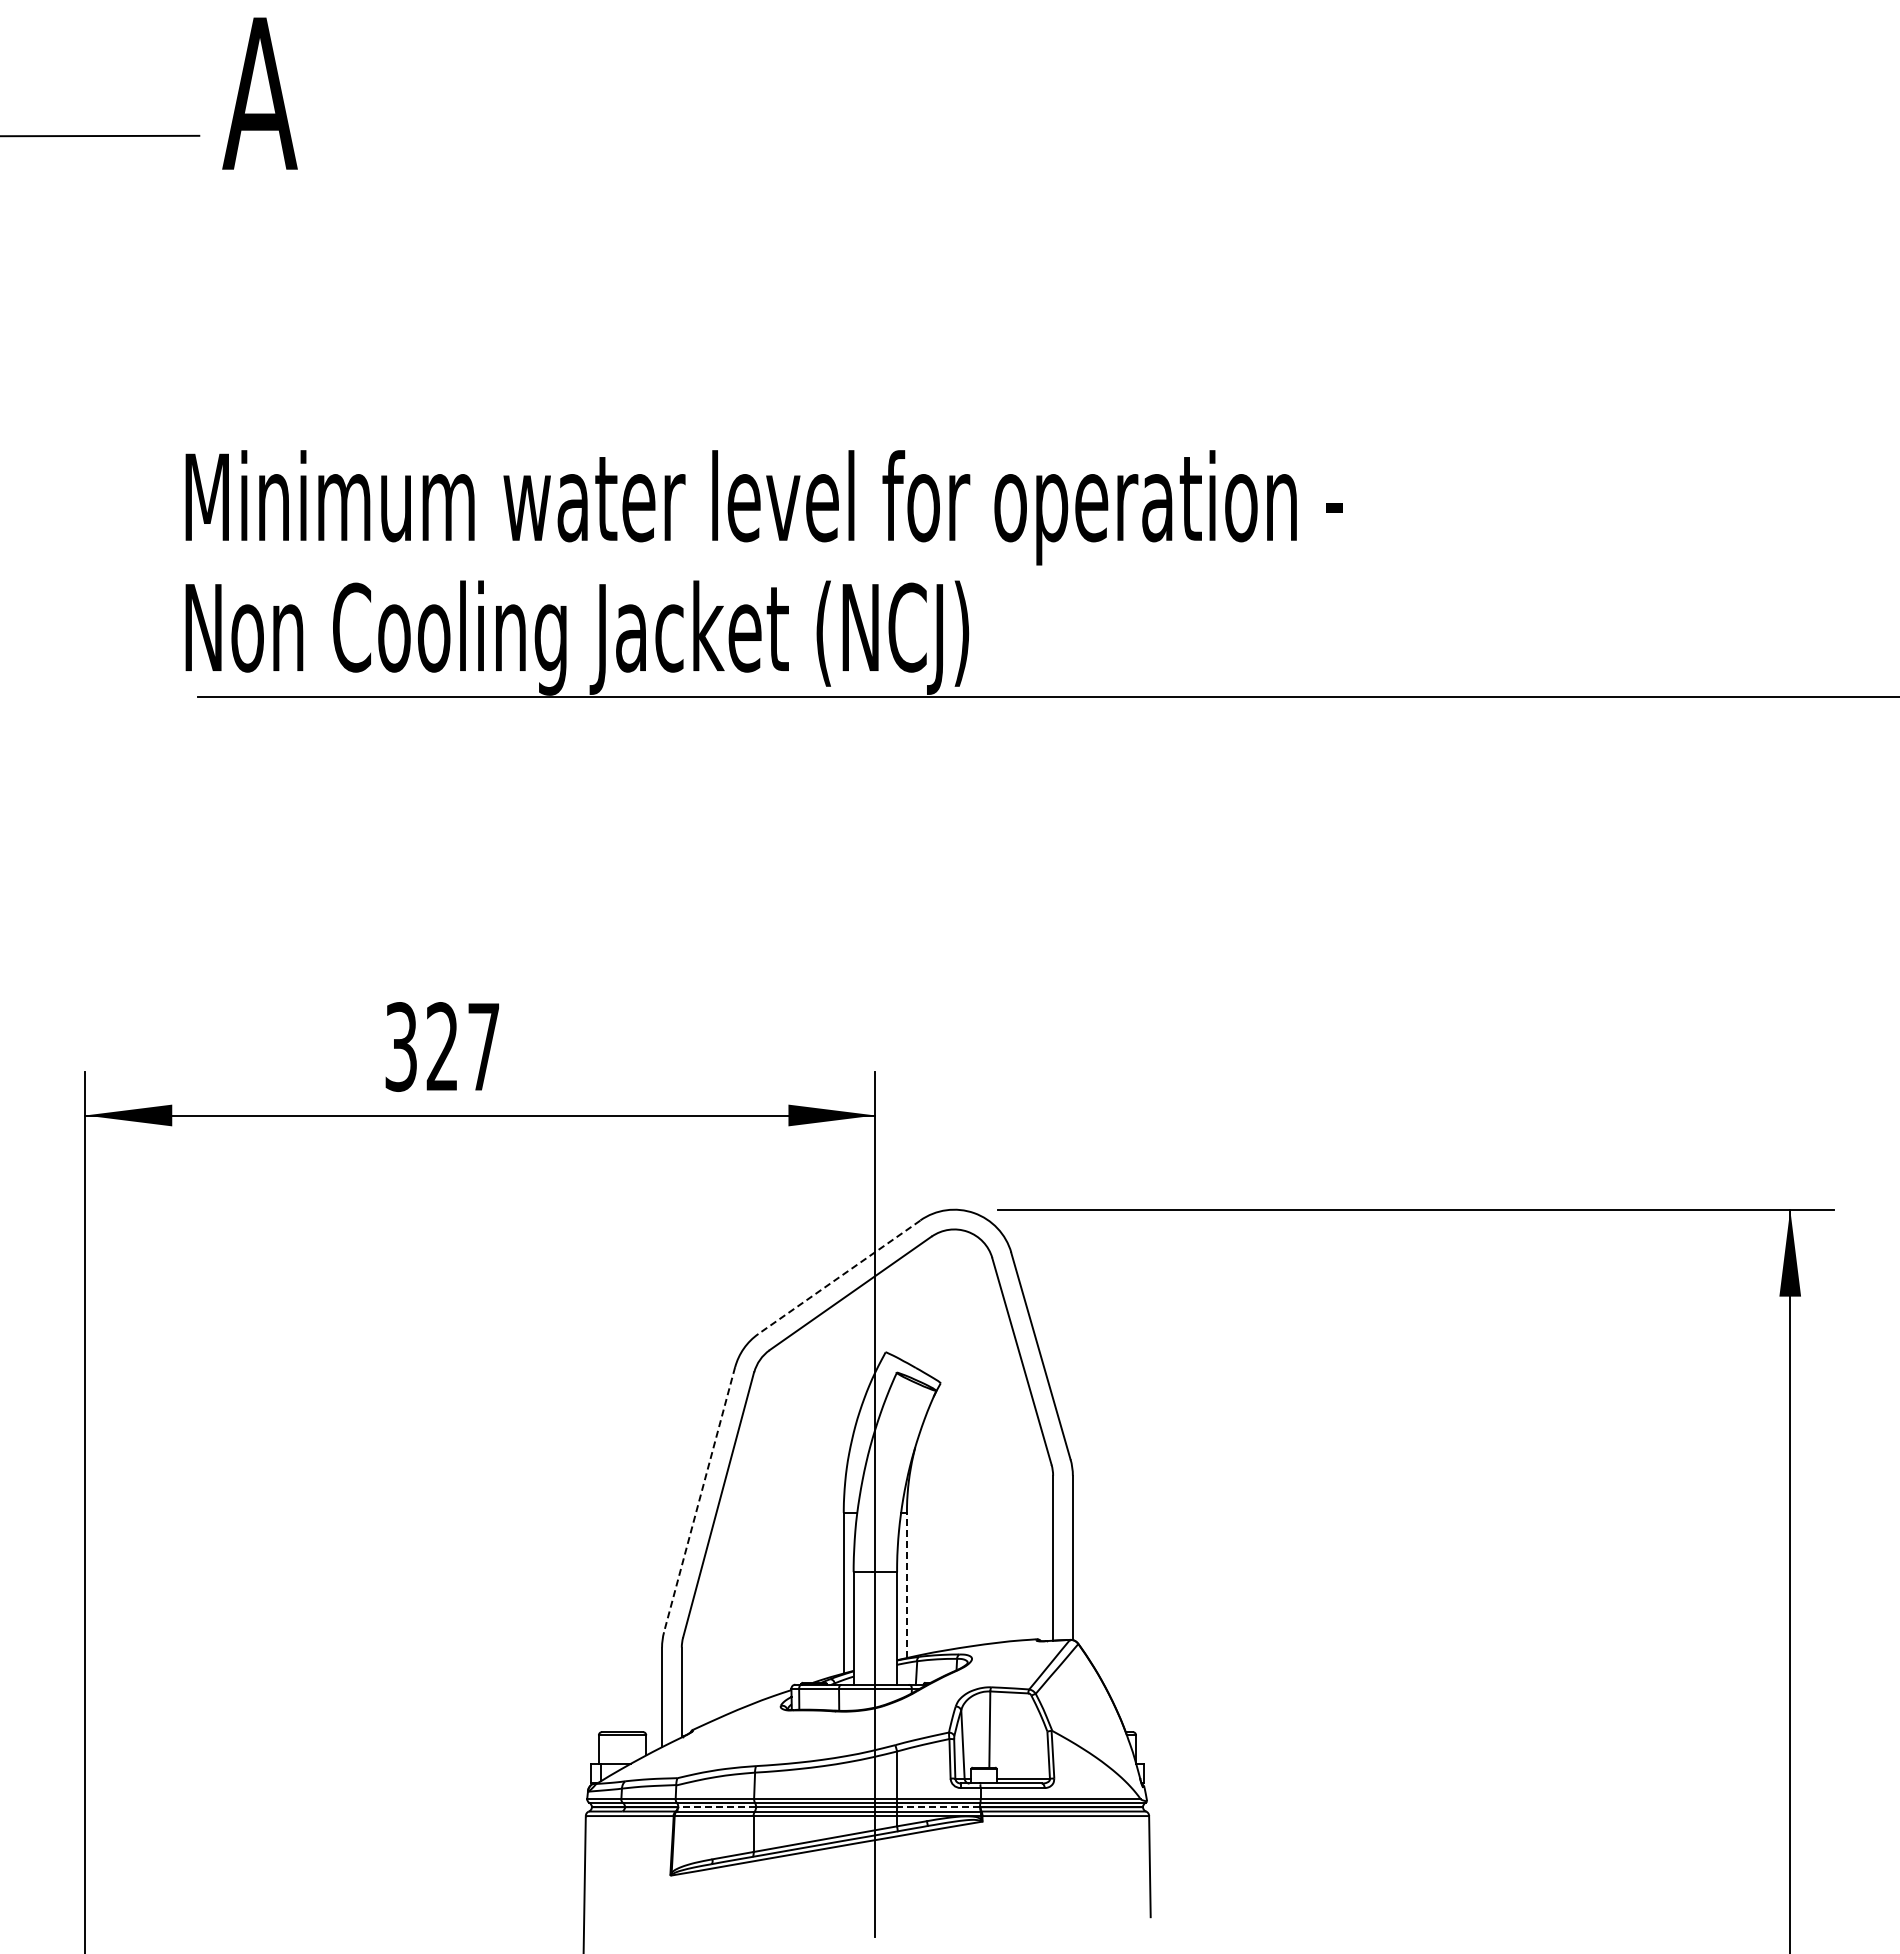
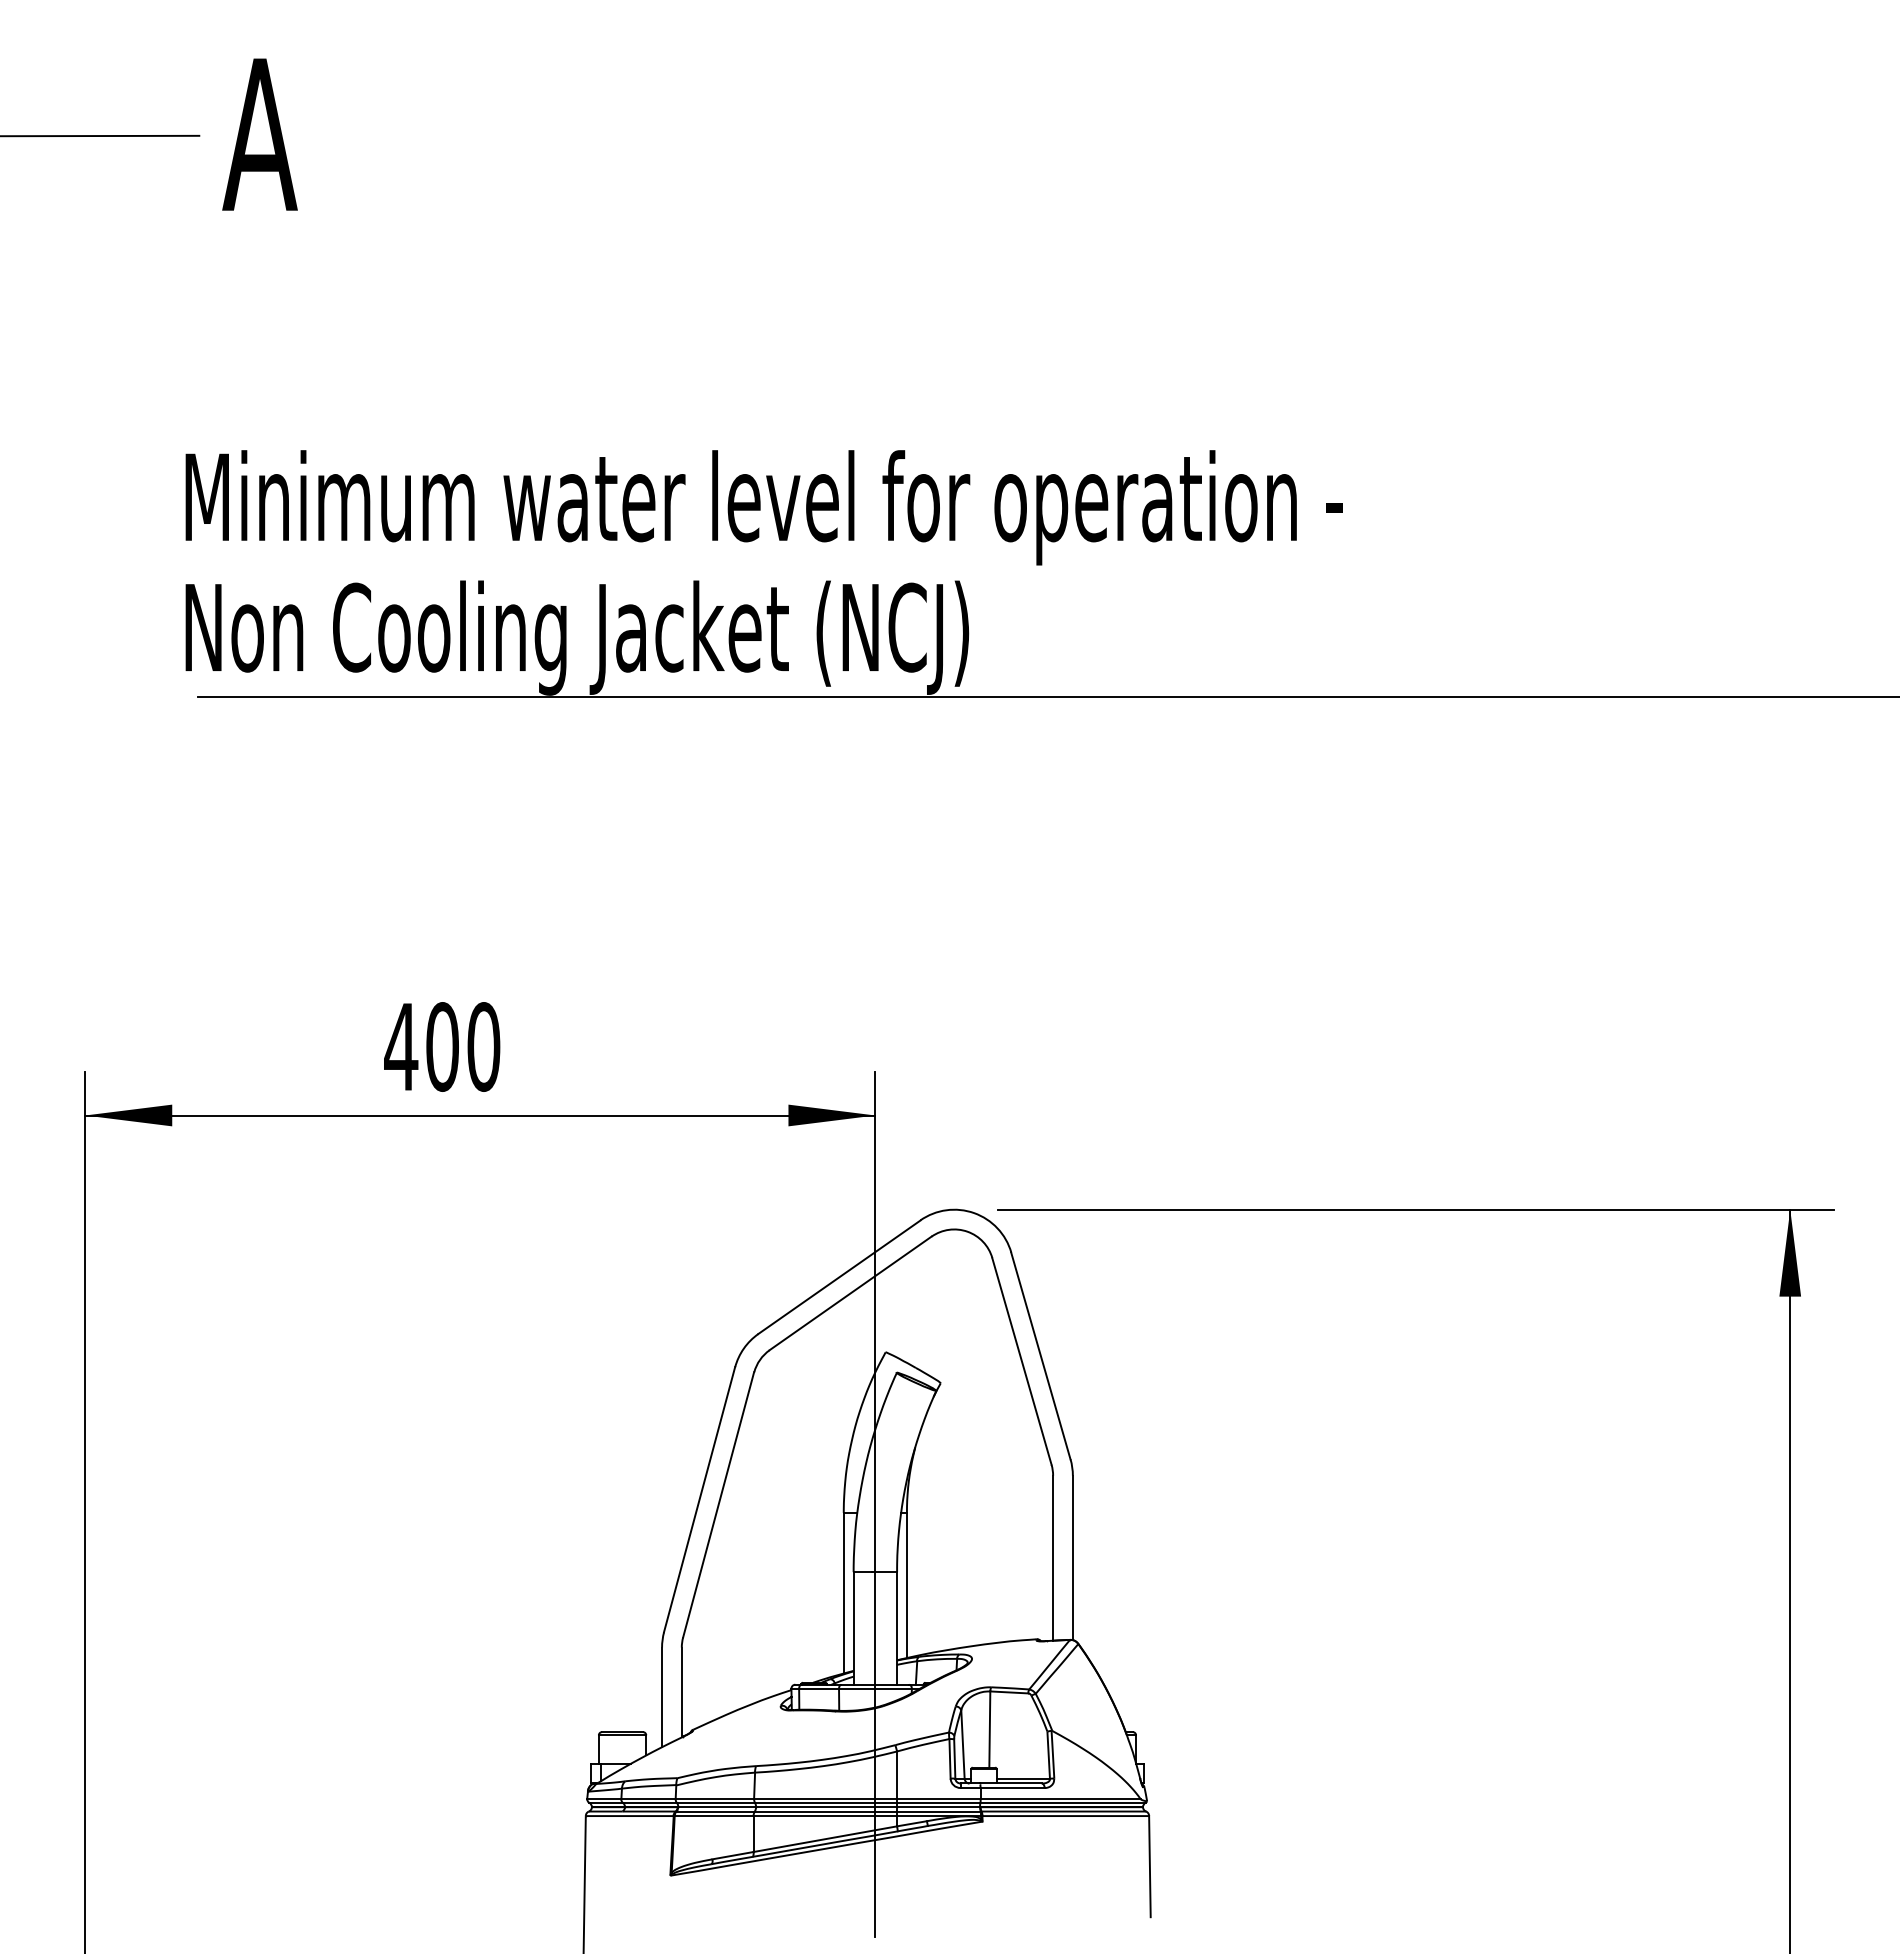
text position: (259, 93) -> (259, 134) (259, 134)
text: 327 -> 400 (442, 1046)
line: dashed -> solid (839, 1277)
line: dashed -> solid (699, 1500)
line: dashed -> solid (906, 1585)
line: dashed -> solid (717, 1807)
line: dashed -> solid (938, 1807)
